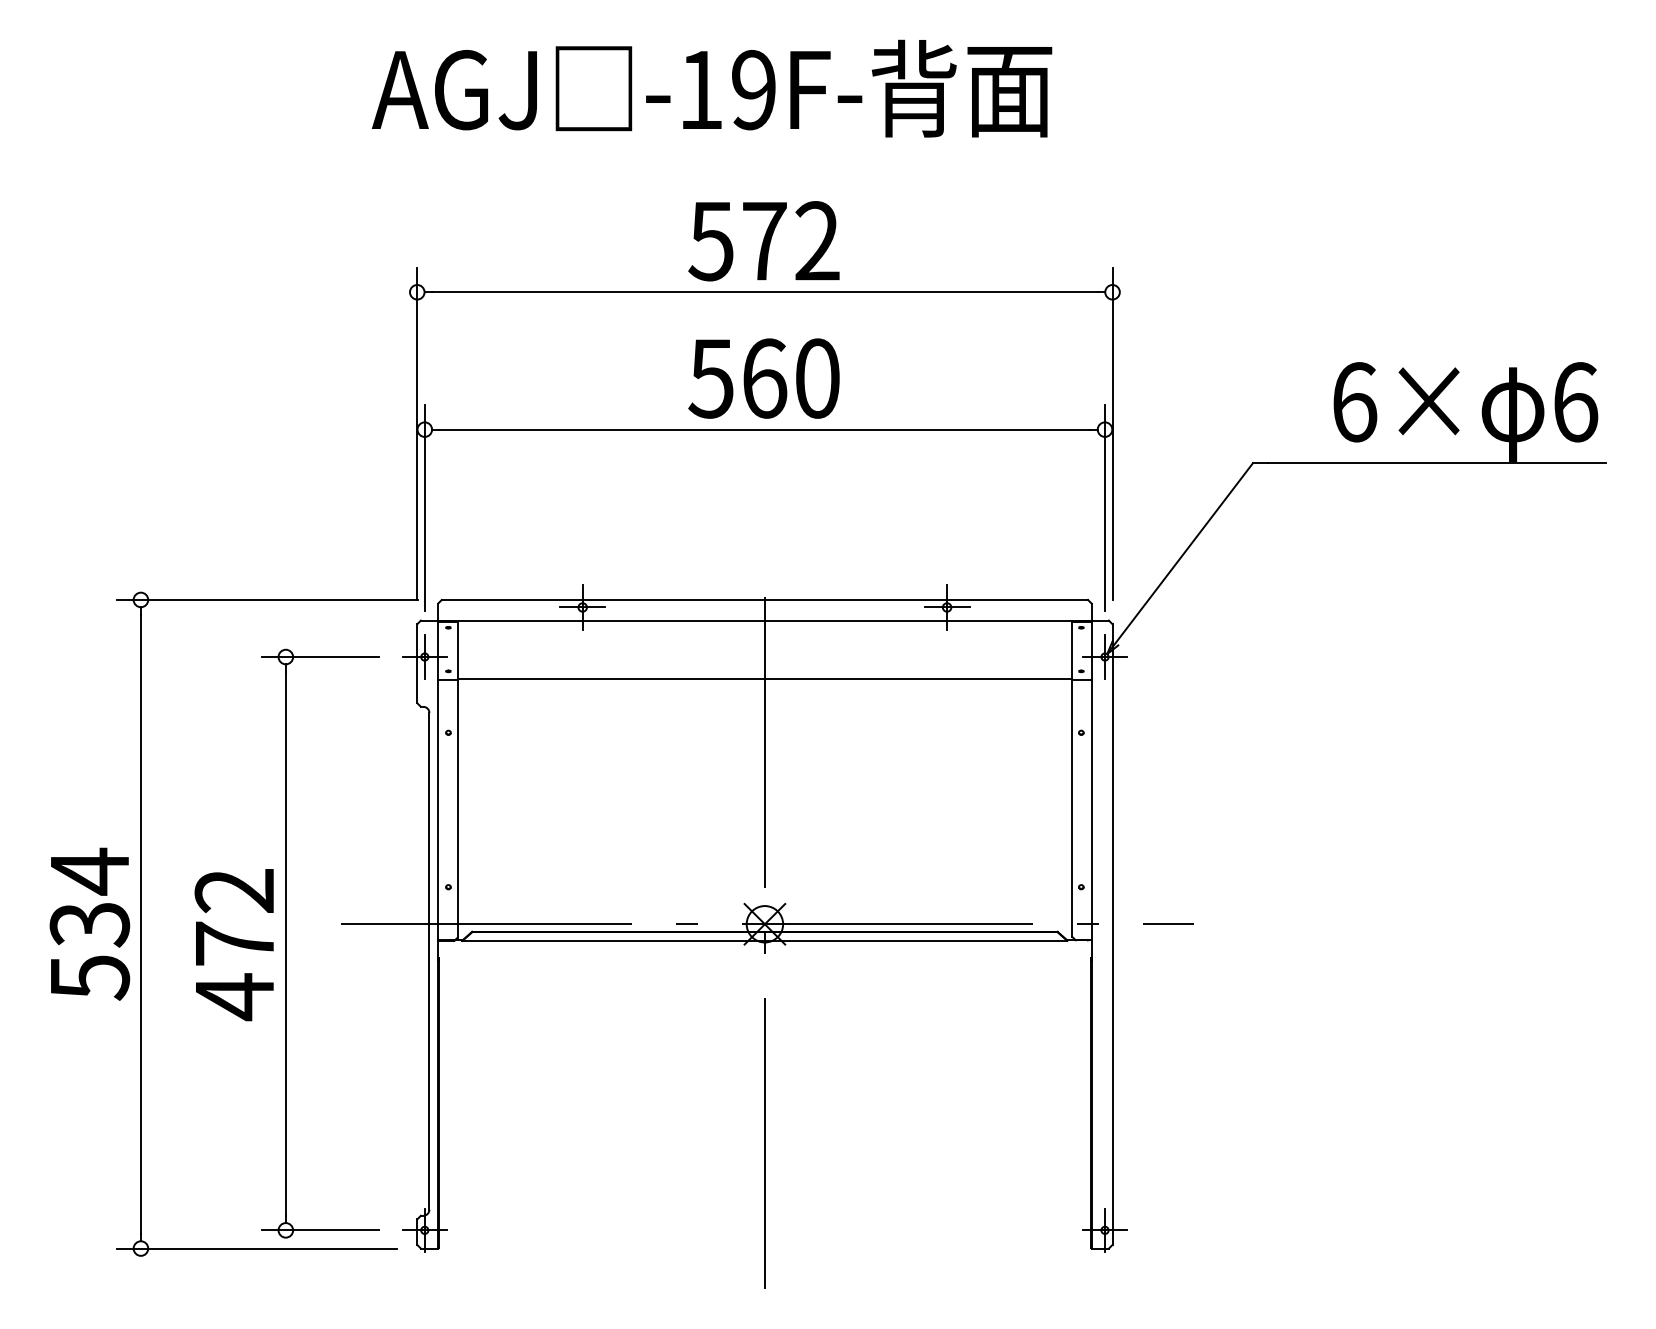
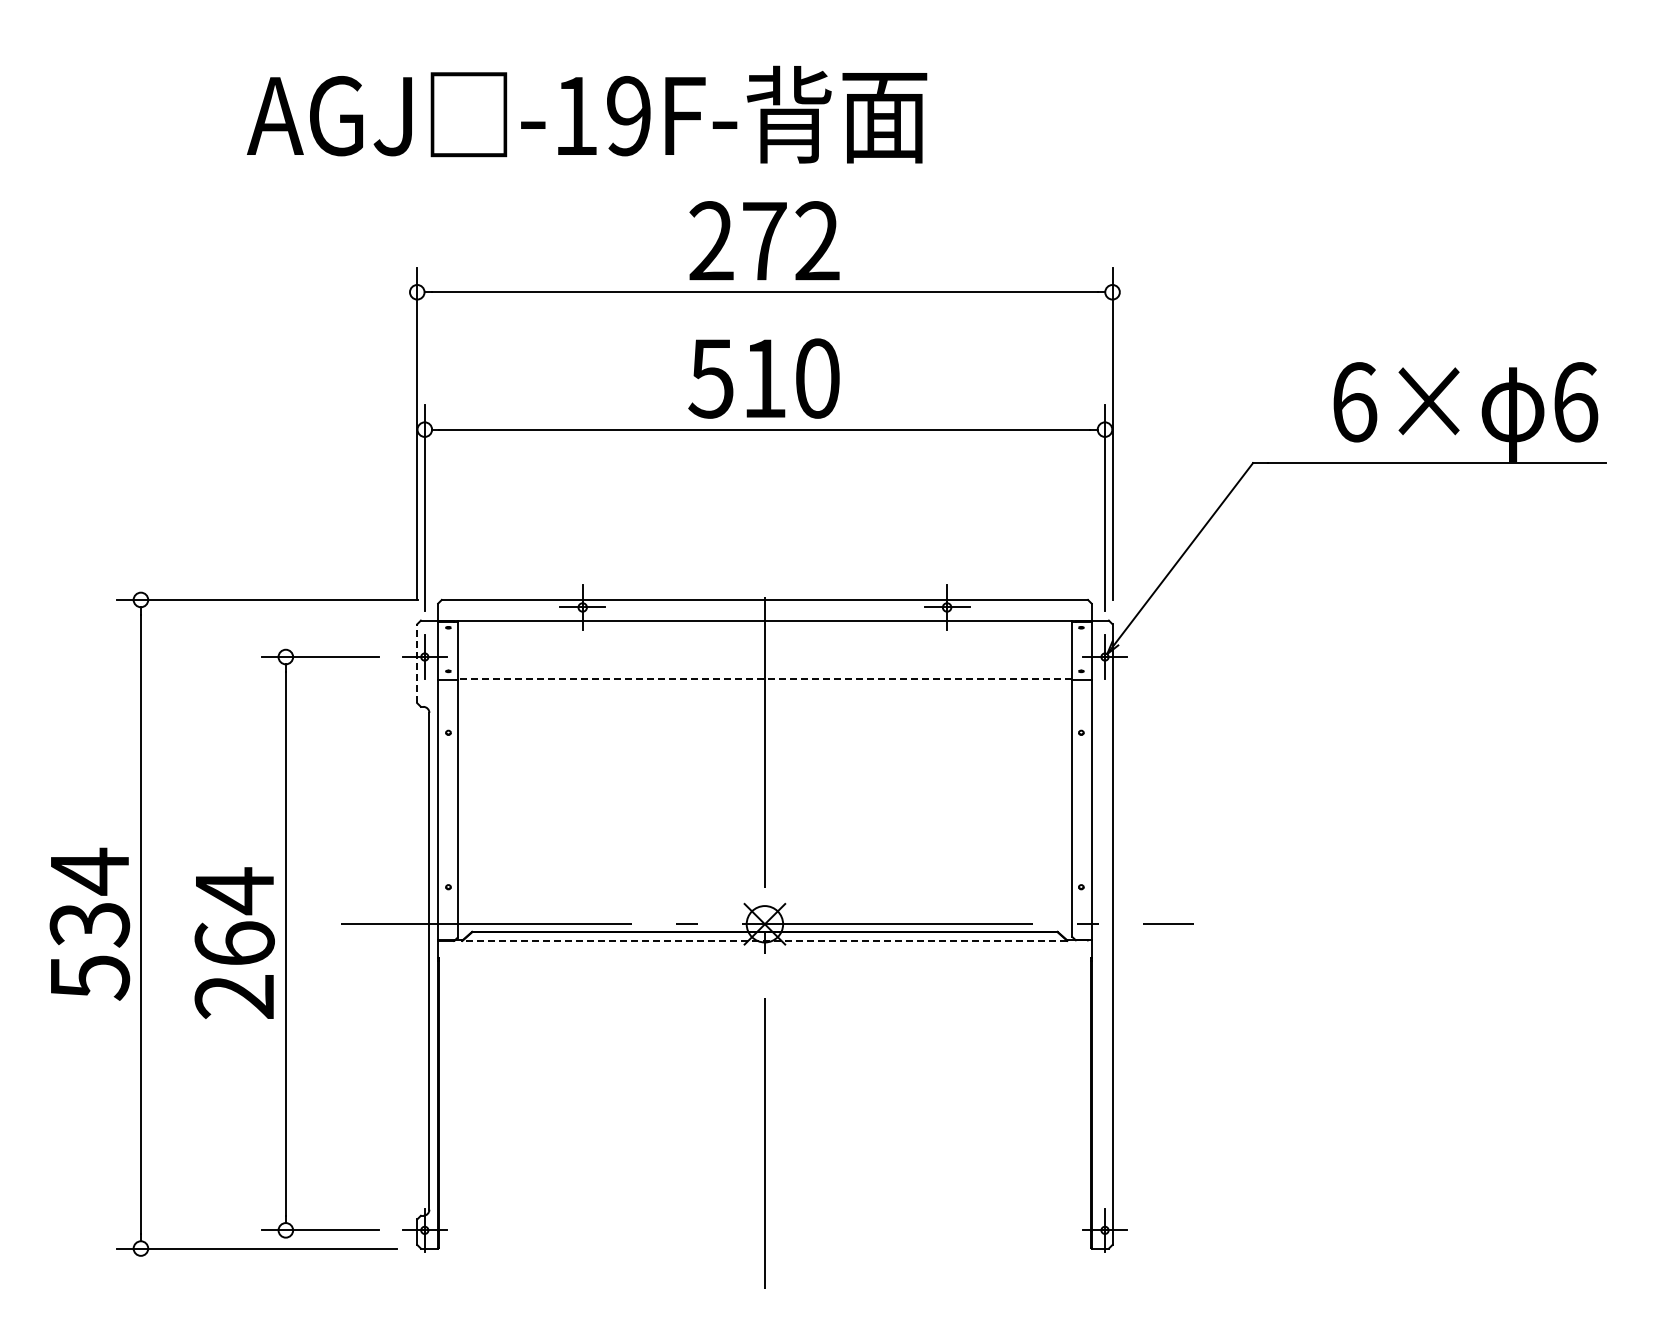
text position: (712, 88) -> (587, 114) (587, 114)
text: 572 -> 272 (710, 241)
text: 560 -> 510 (765, 378)
line: solid -> dashed (417, 663)
line: solid -> dashed (764, 678)
line: solid -> dashed (764, 940)
text: 472 -> 264 (234, 944)
